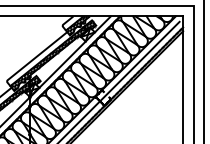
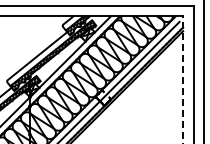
line: solid -> dashed (183, 79)
